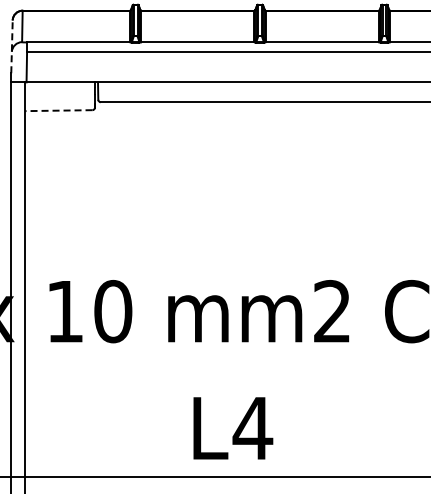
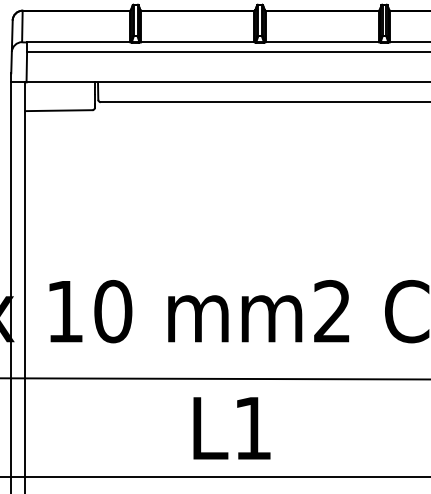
line: dashed -> solid (12, 46)
line: dashed -> solid (58, 110)
line: none -> present (214, 378)
text: L4 -> L1 (252, 428)
